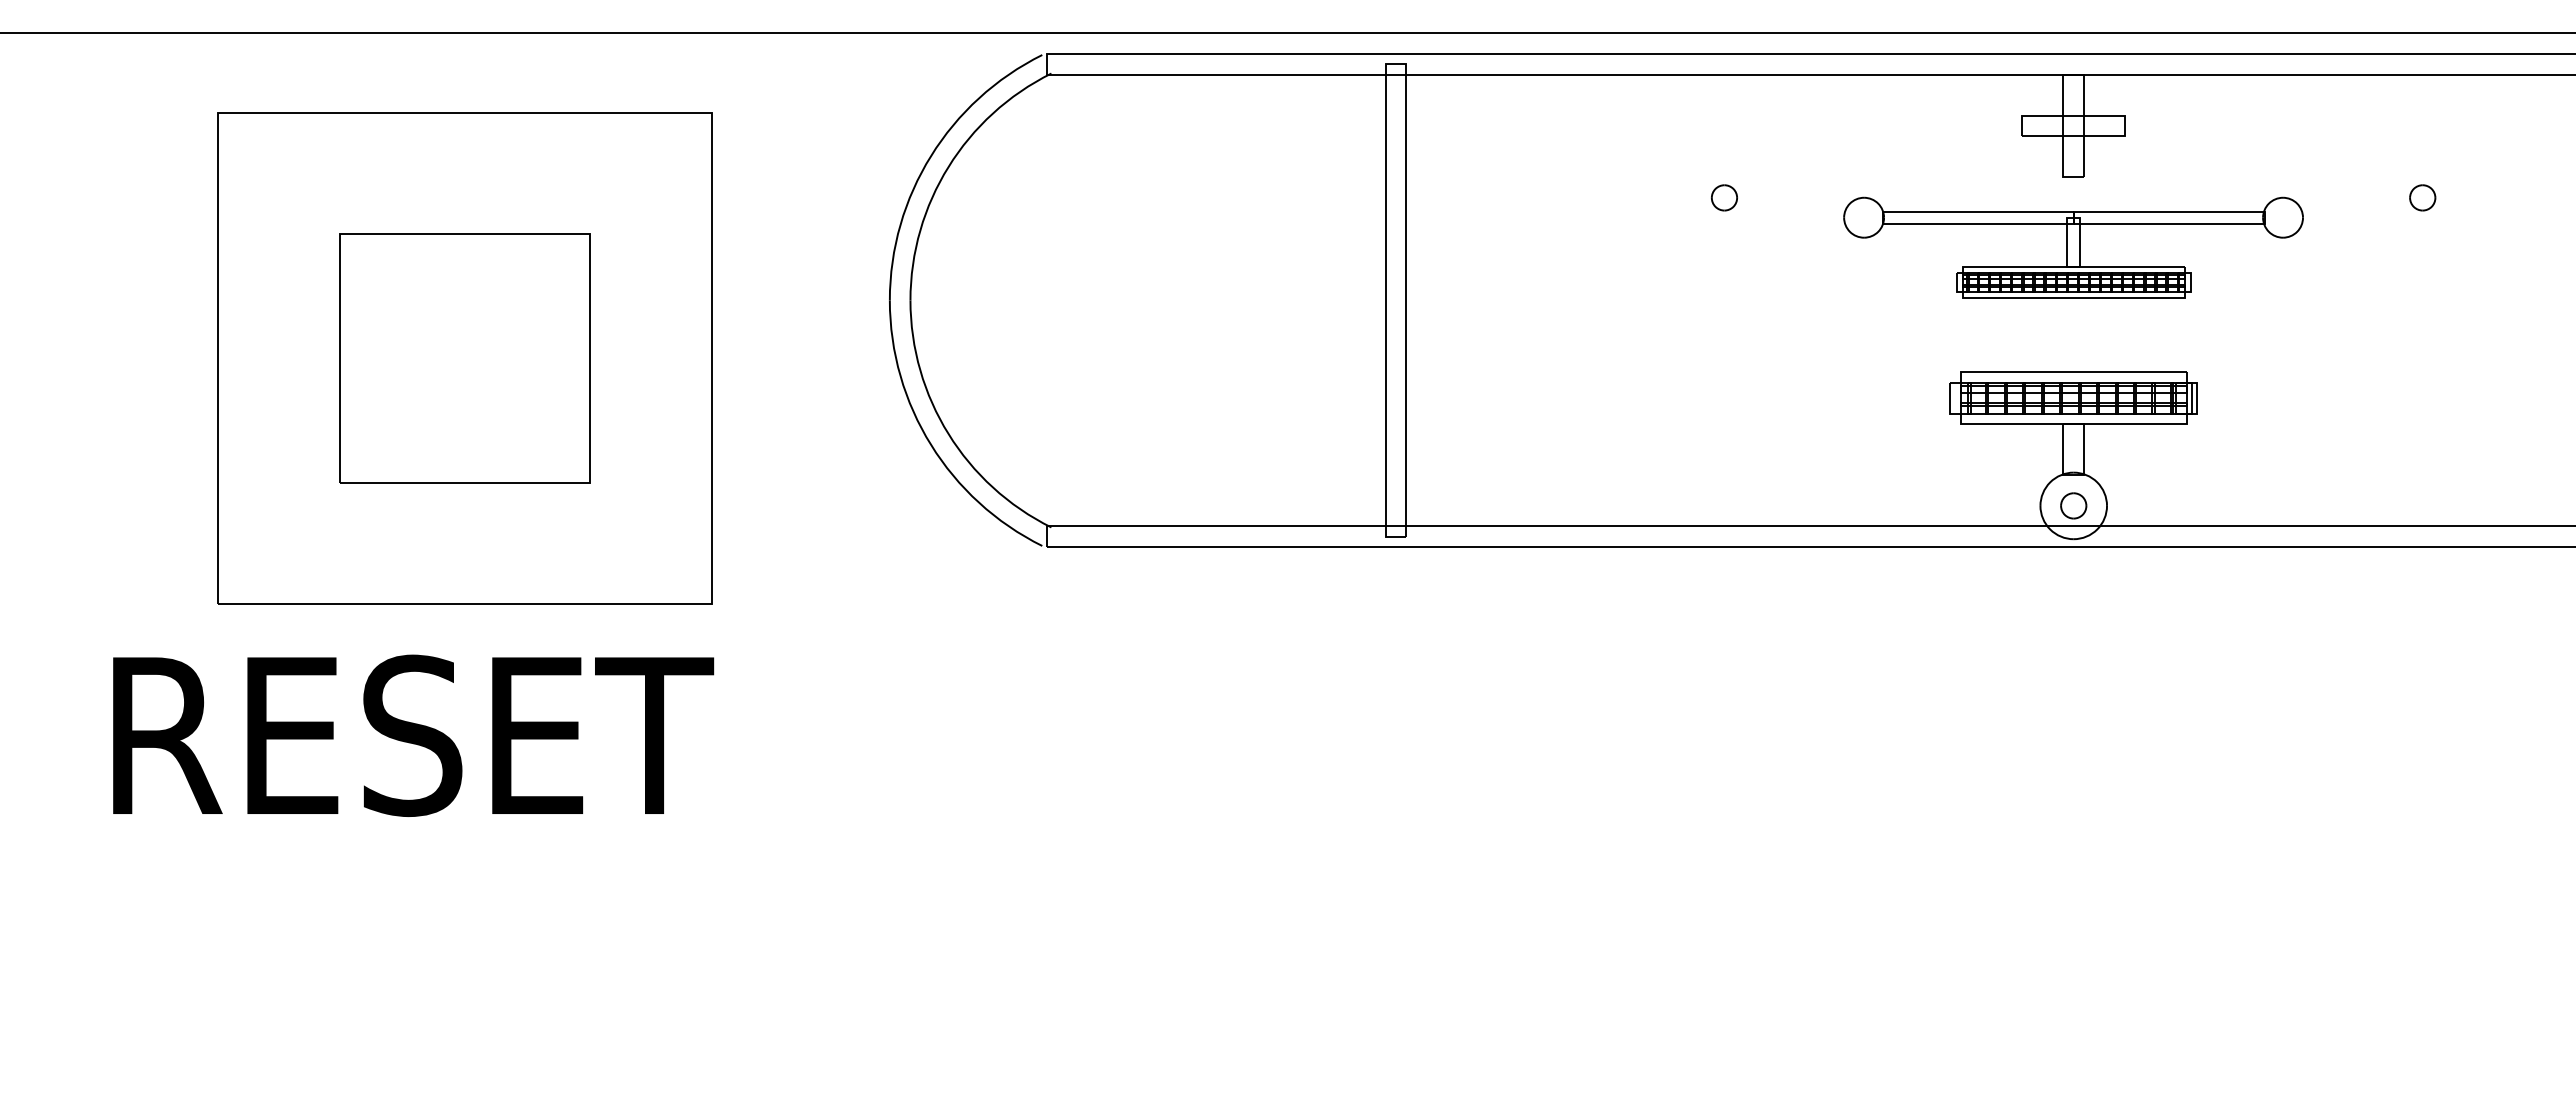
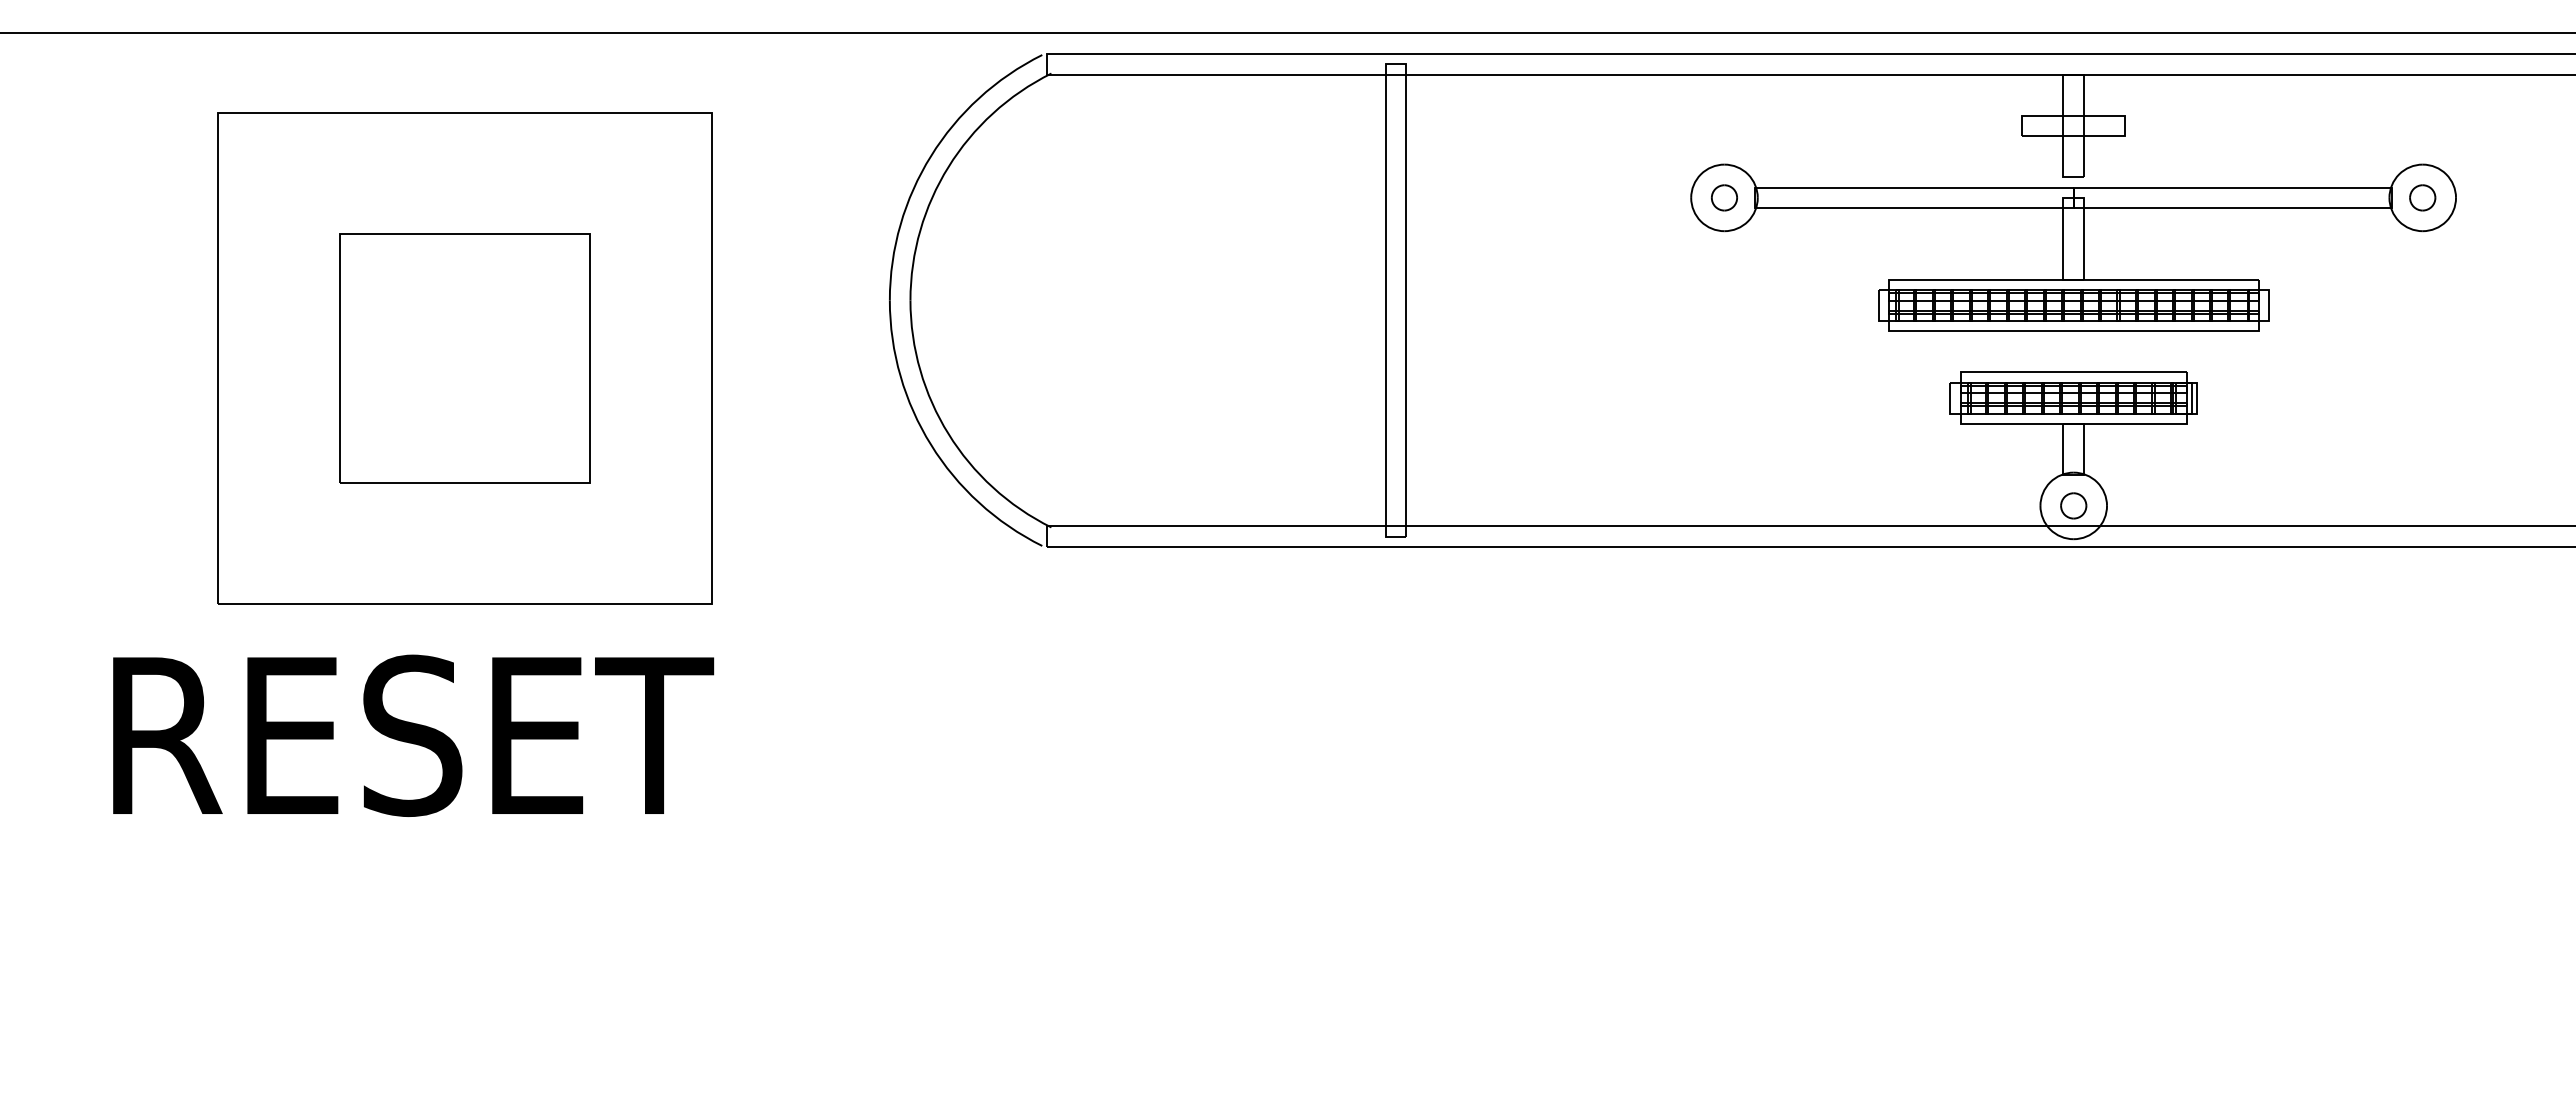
part size: 461x103 px -> 767x169 px (2073, 247)
